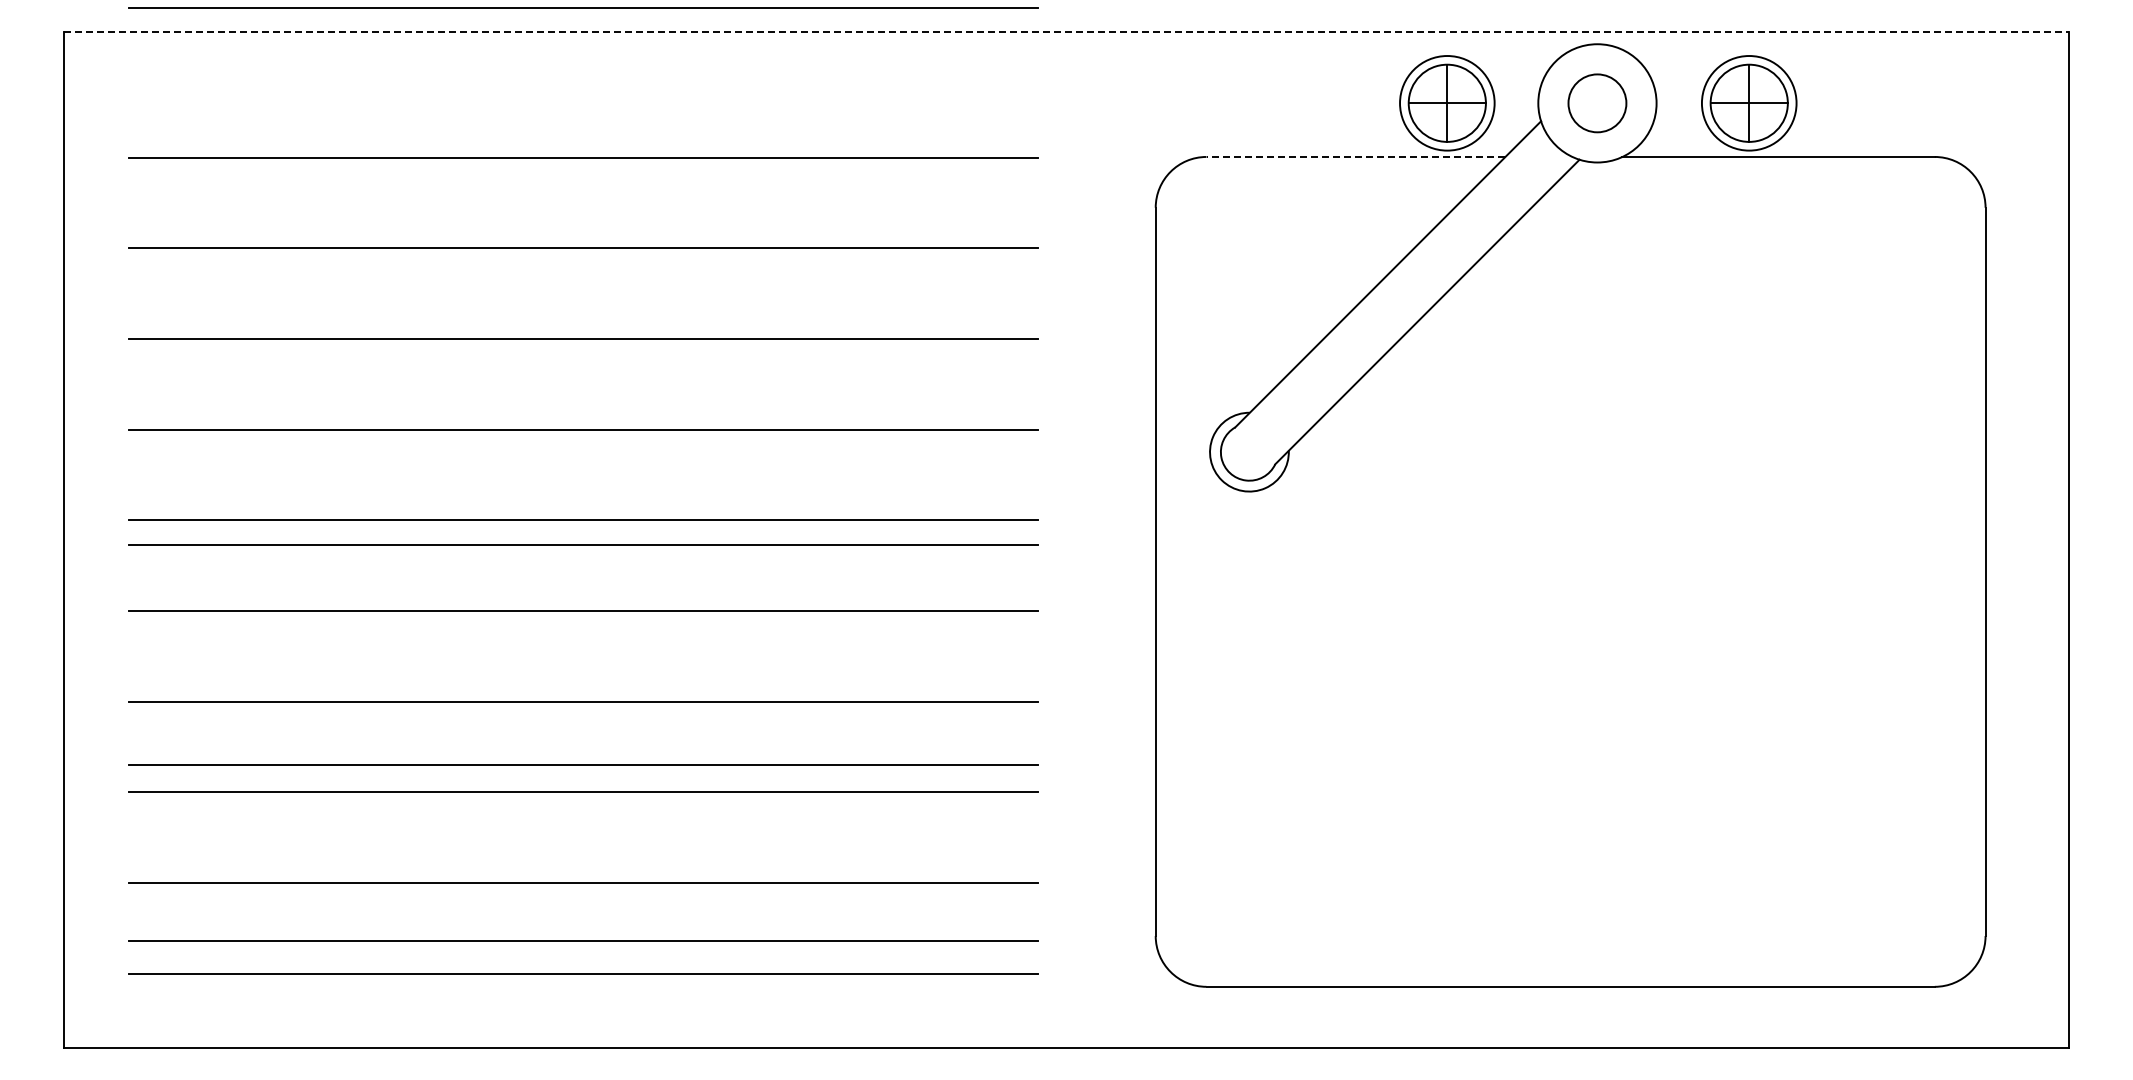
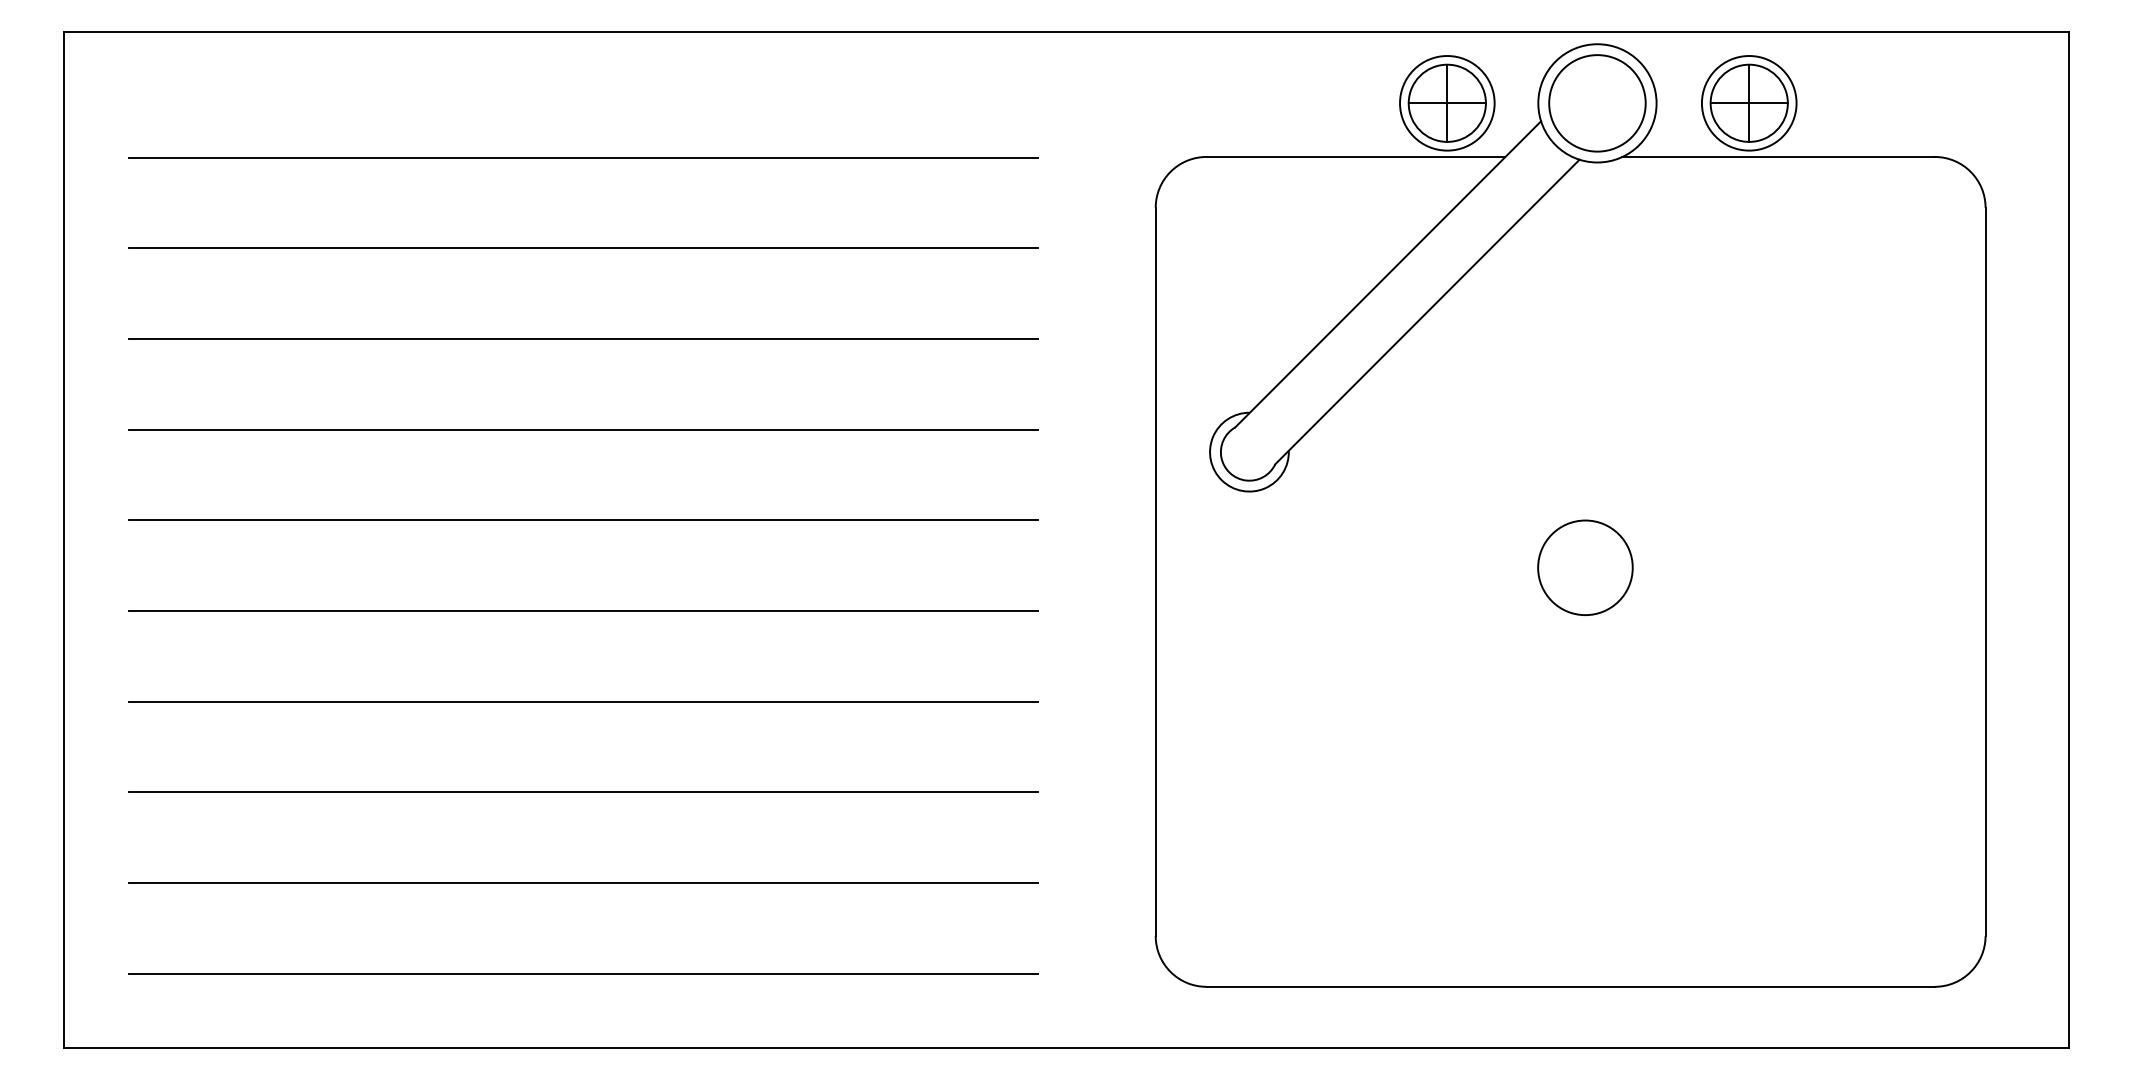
line: present -> none (583, 7)
line: dashed -> solid (1066, 32)
circle diameter: 58 px -> 97 px (1597, 103)
line: dashed -> solid (1355, 156)
line: present -> none (583, 544)
circle: none -> present (1585, 567)
line: present -> none (583, 764)
line: present -> none (583, 940)
